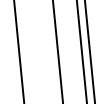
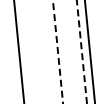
line: solid -> dashed (58, 51)
line: solid -> dashed (81, 52)
